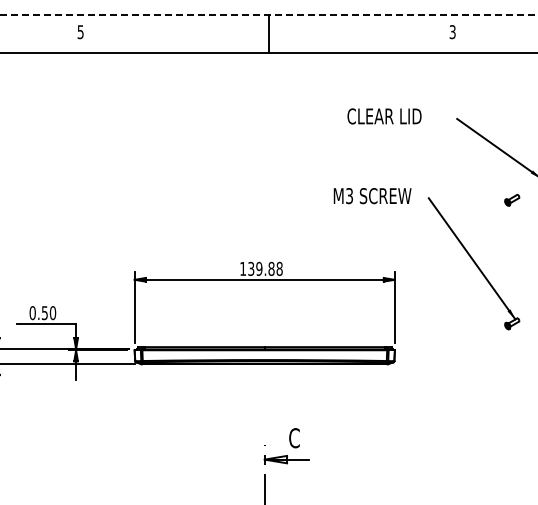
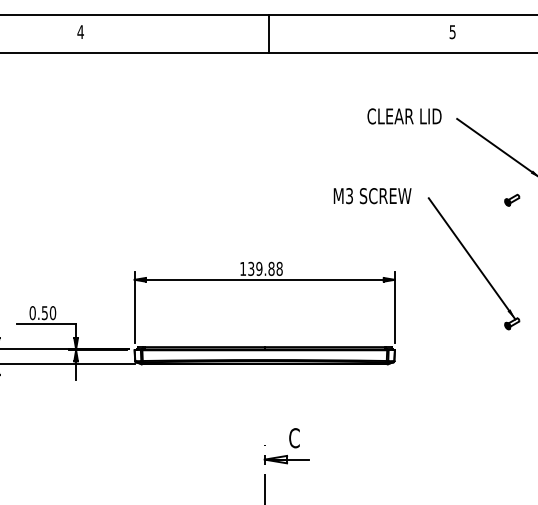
line: dashed -> solid (268, 15)
text: 3 -> 5 (452, 31)
text: 5 -> 4 (80, 32)
text position: (384, 116) -> (404, 116) (404, 116)
